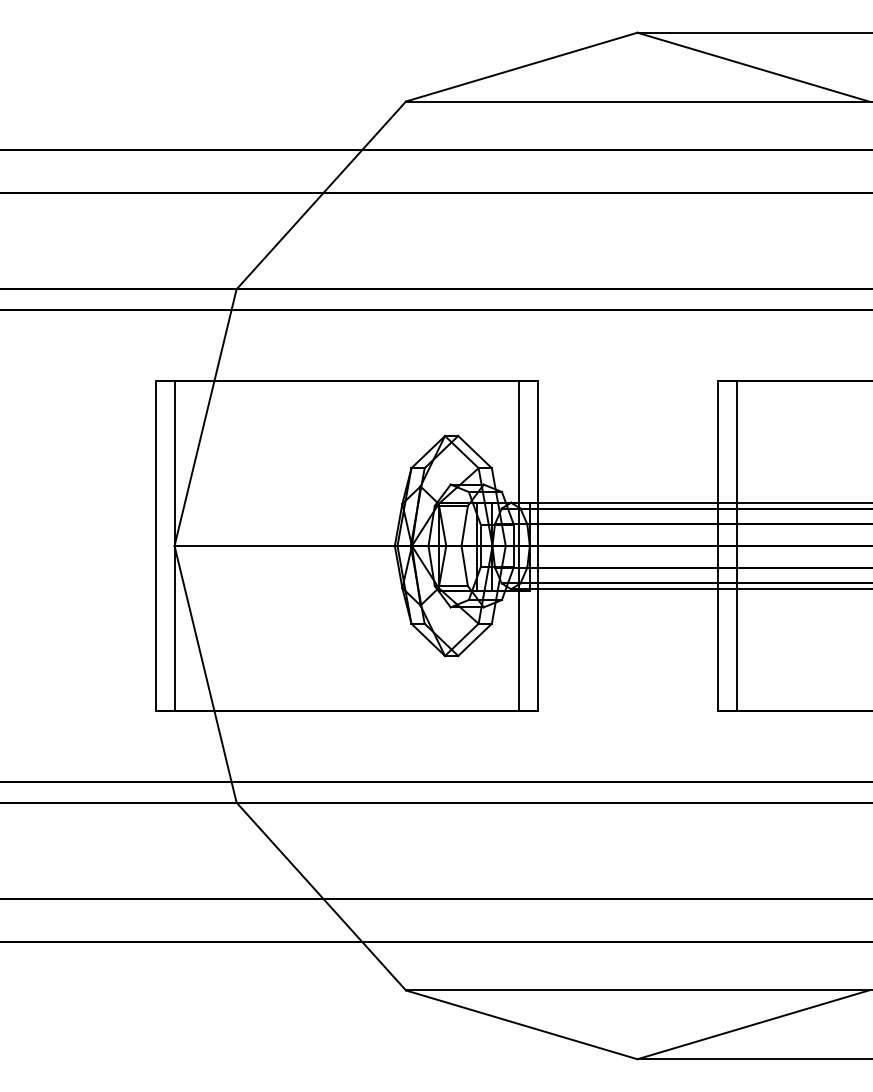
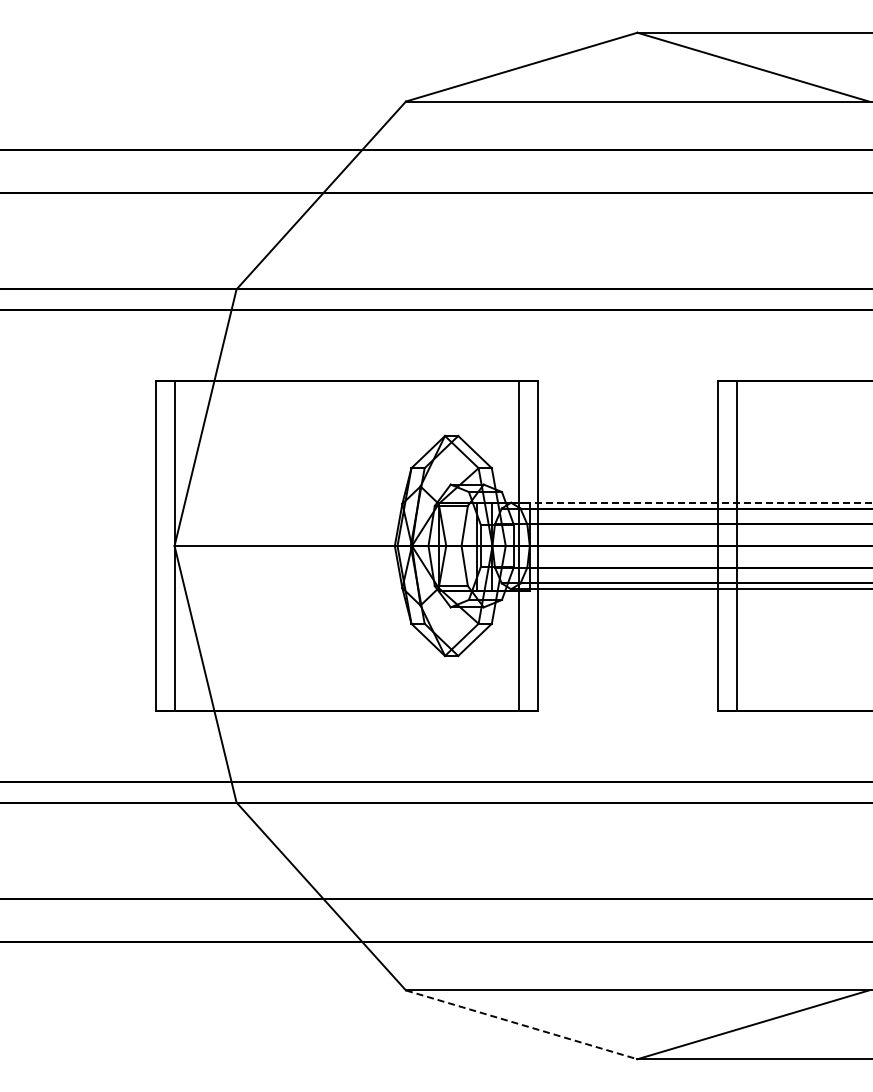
line: solid -> dashed (691, 502)
line: solid -> dashed (521, 1024)
